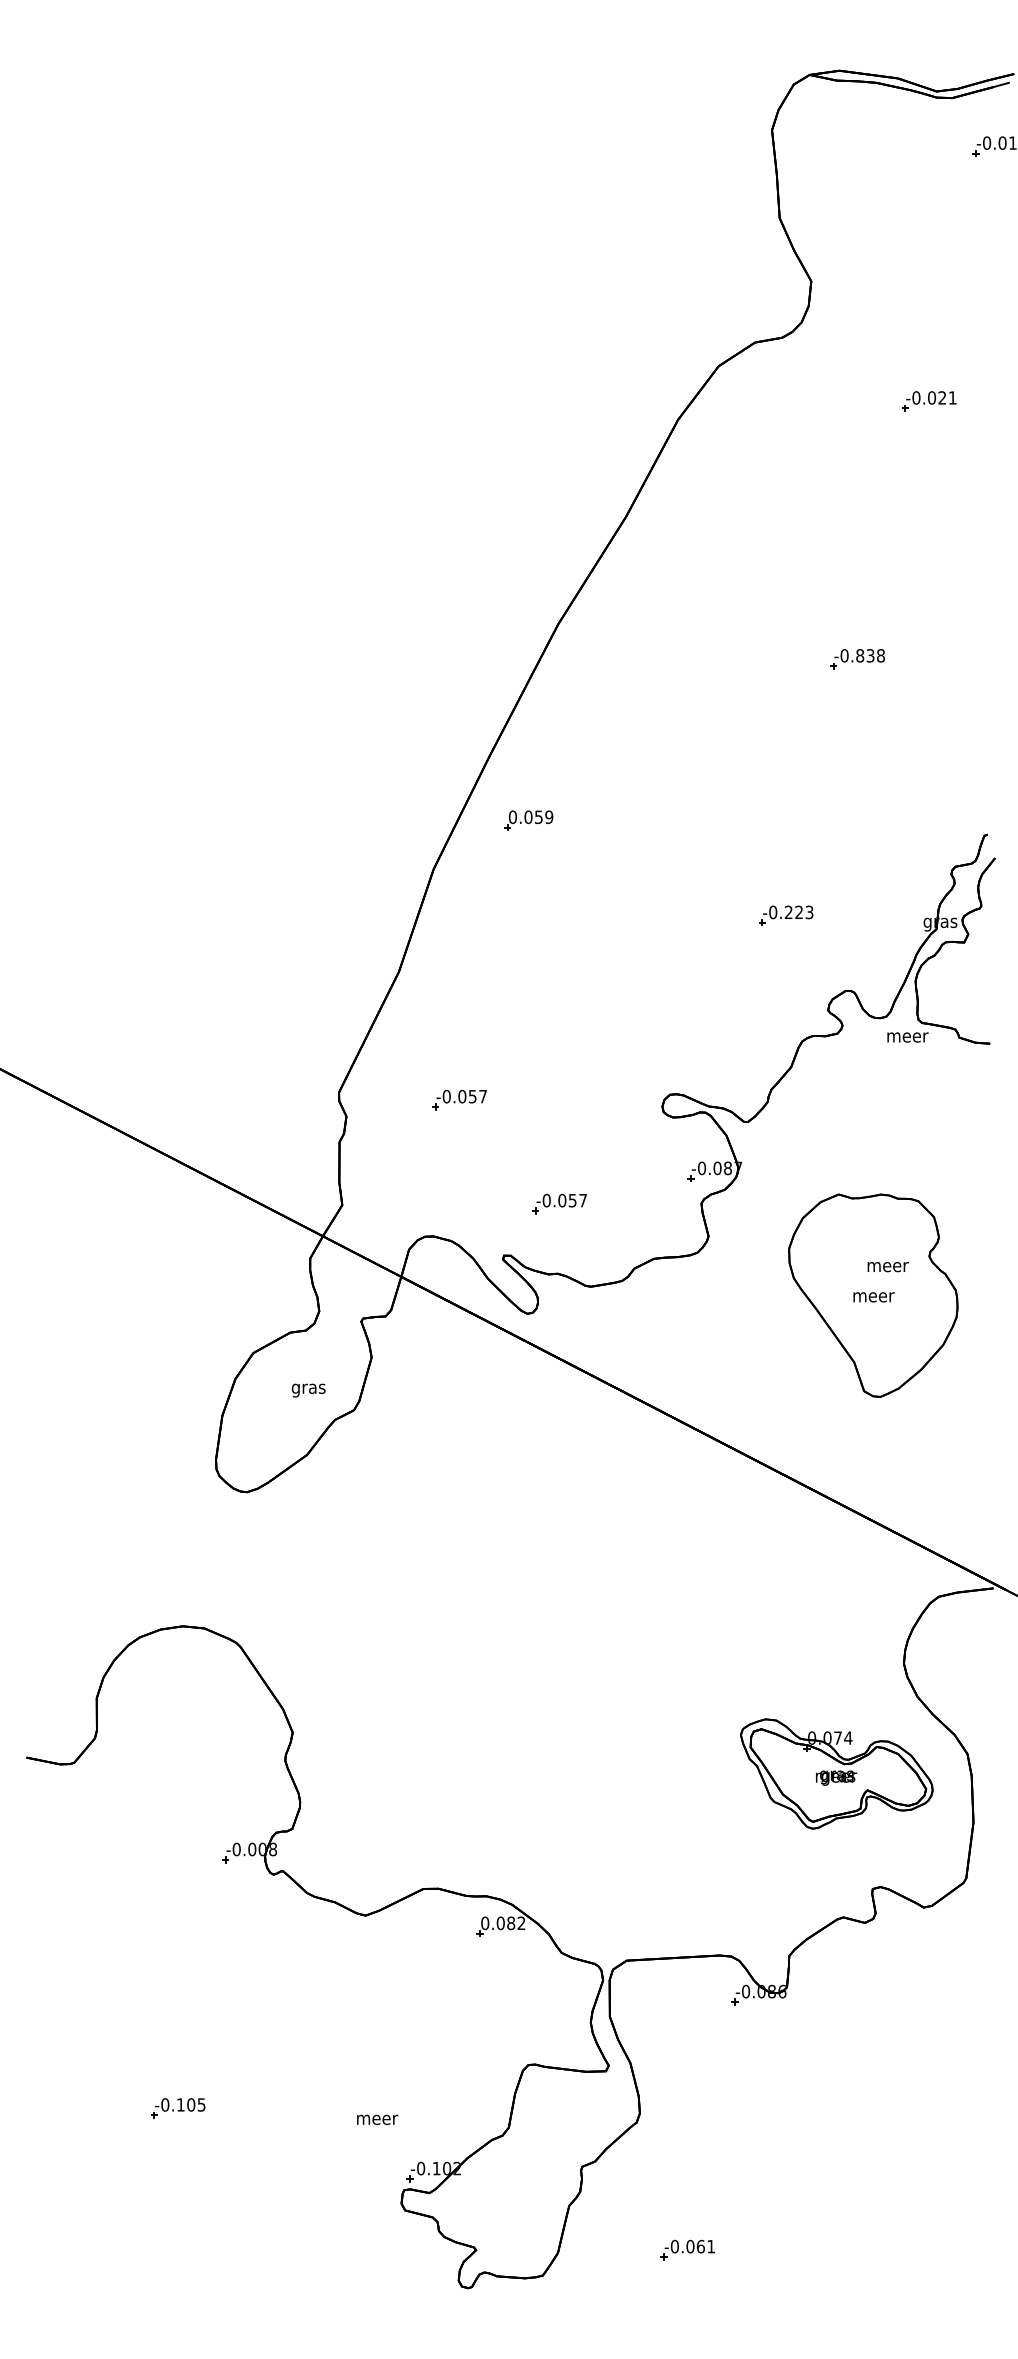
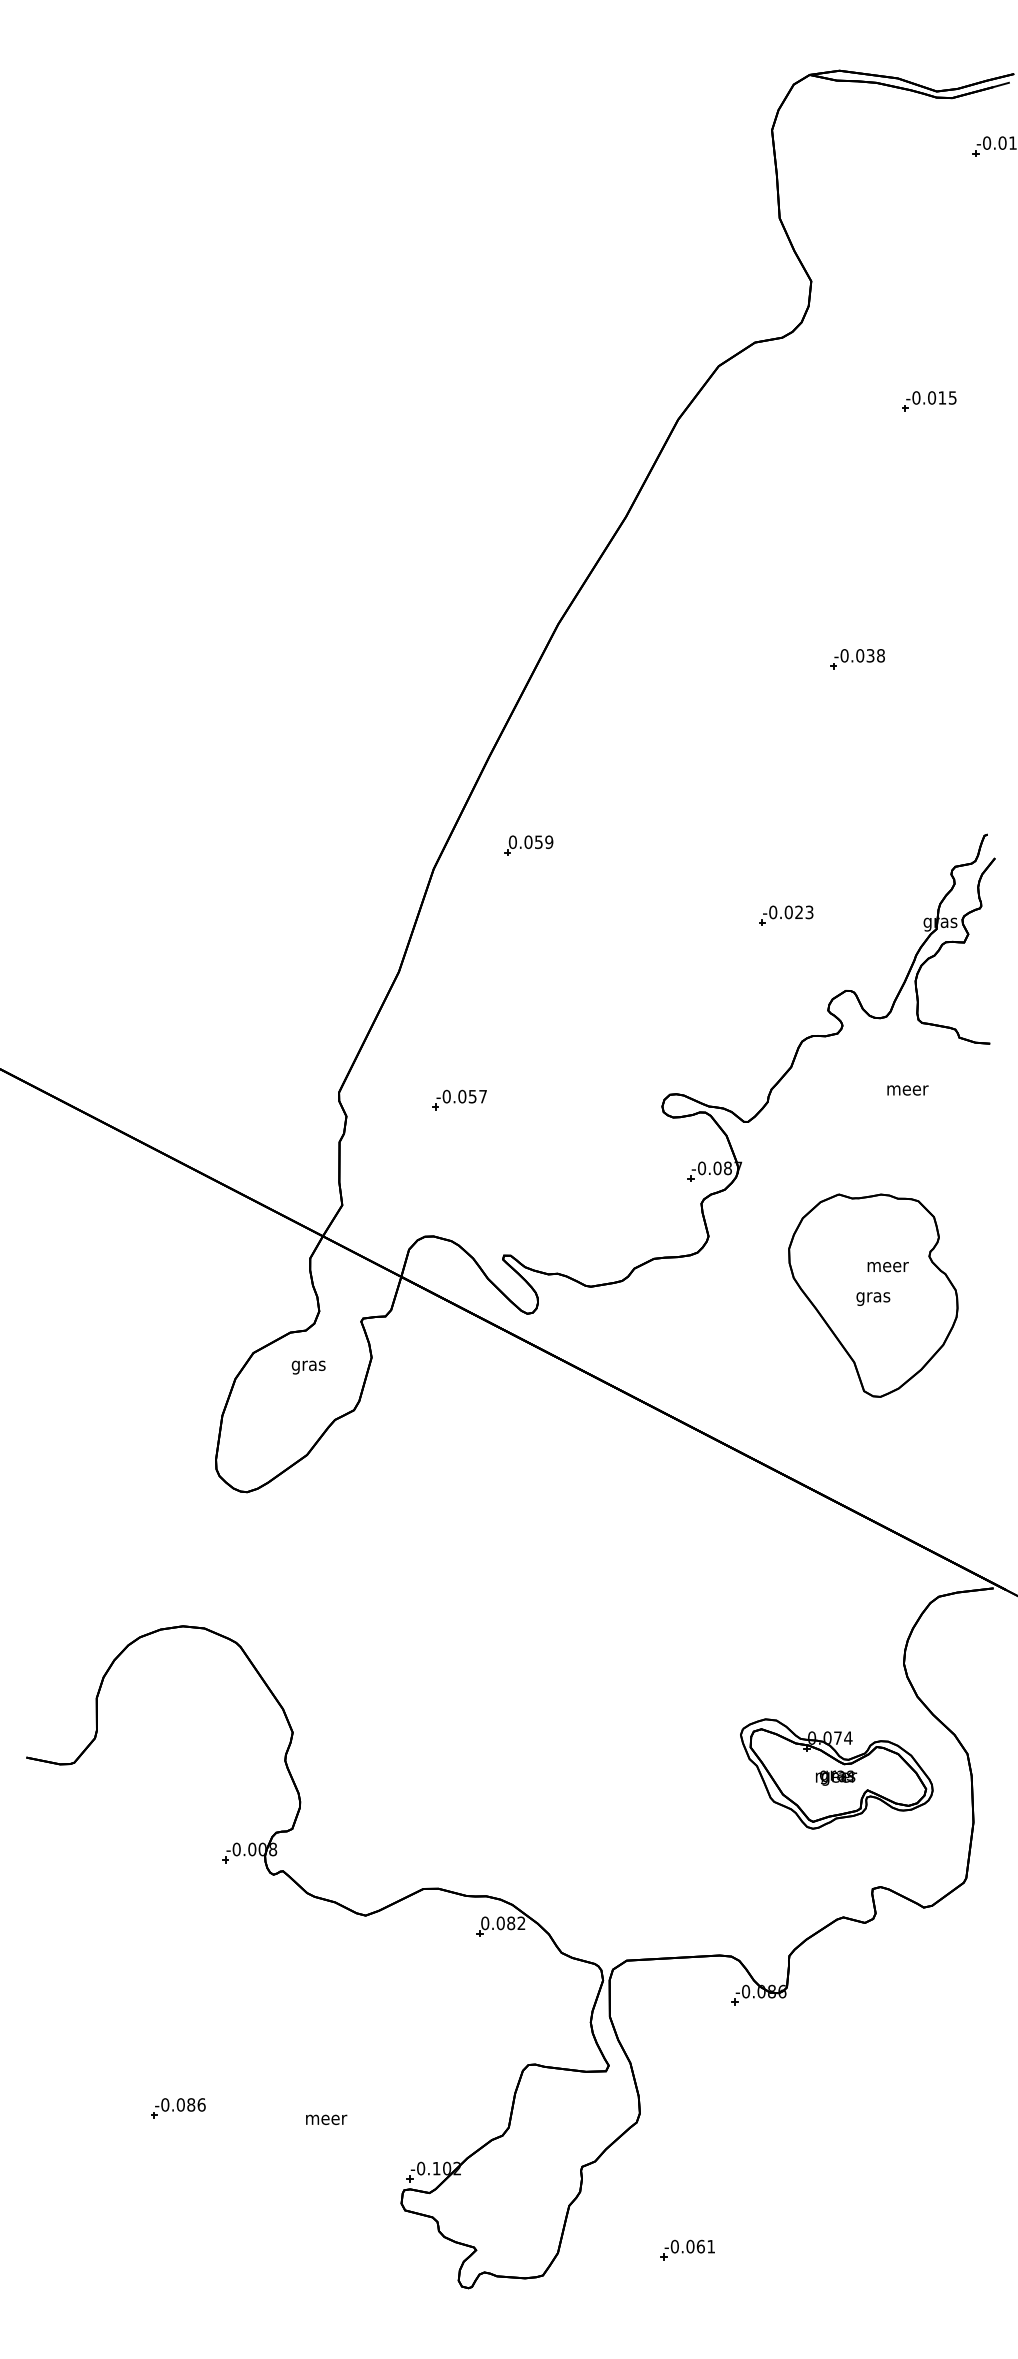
text: -0.021 -> -0.015 (947, 397)
text: -0.838 -> -0.038 (860, 655)
part position: (528, 820) -> (528, 845) (528, 845)
text: -0.223 -> -0.023 (788, 912)
text position: (907, 1037) -> (907, 1090) (907, 1090)
part: present -> none (559, 1203)
text: meer -> gras (873, 1298)
text position: (308, 1390) -> (308, 1367) (308, 1367)
text: -0.105 -> -0.086 (190, 2104)
text position: (377, 2119) -> (326, 2119) (326, 2119)
